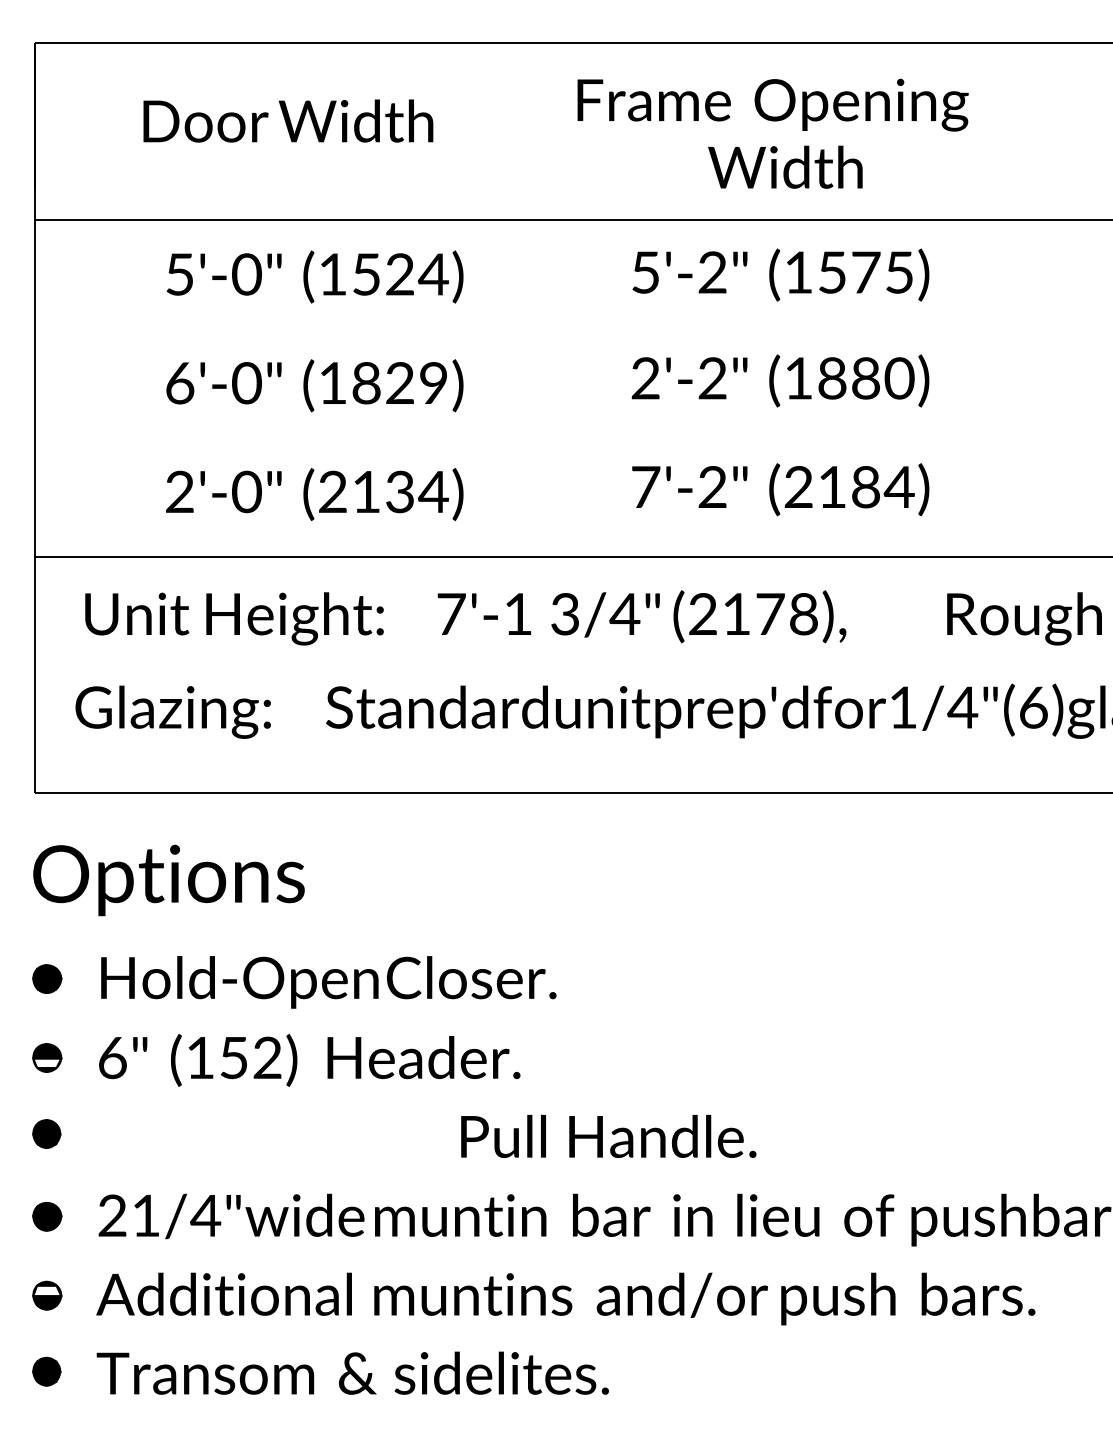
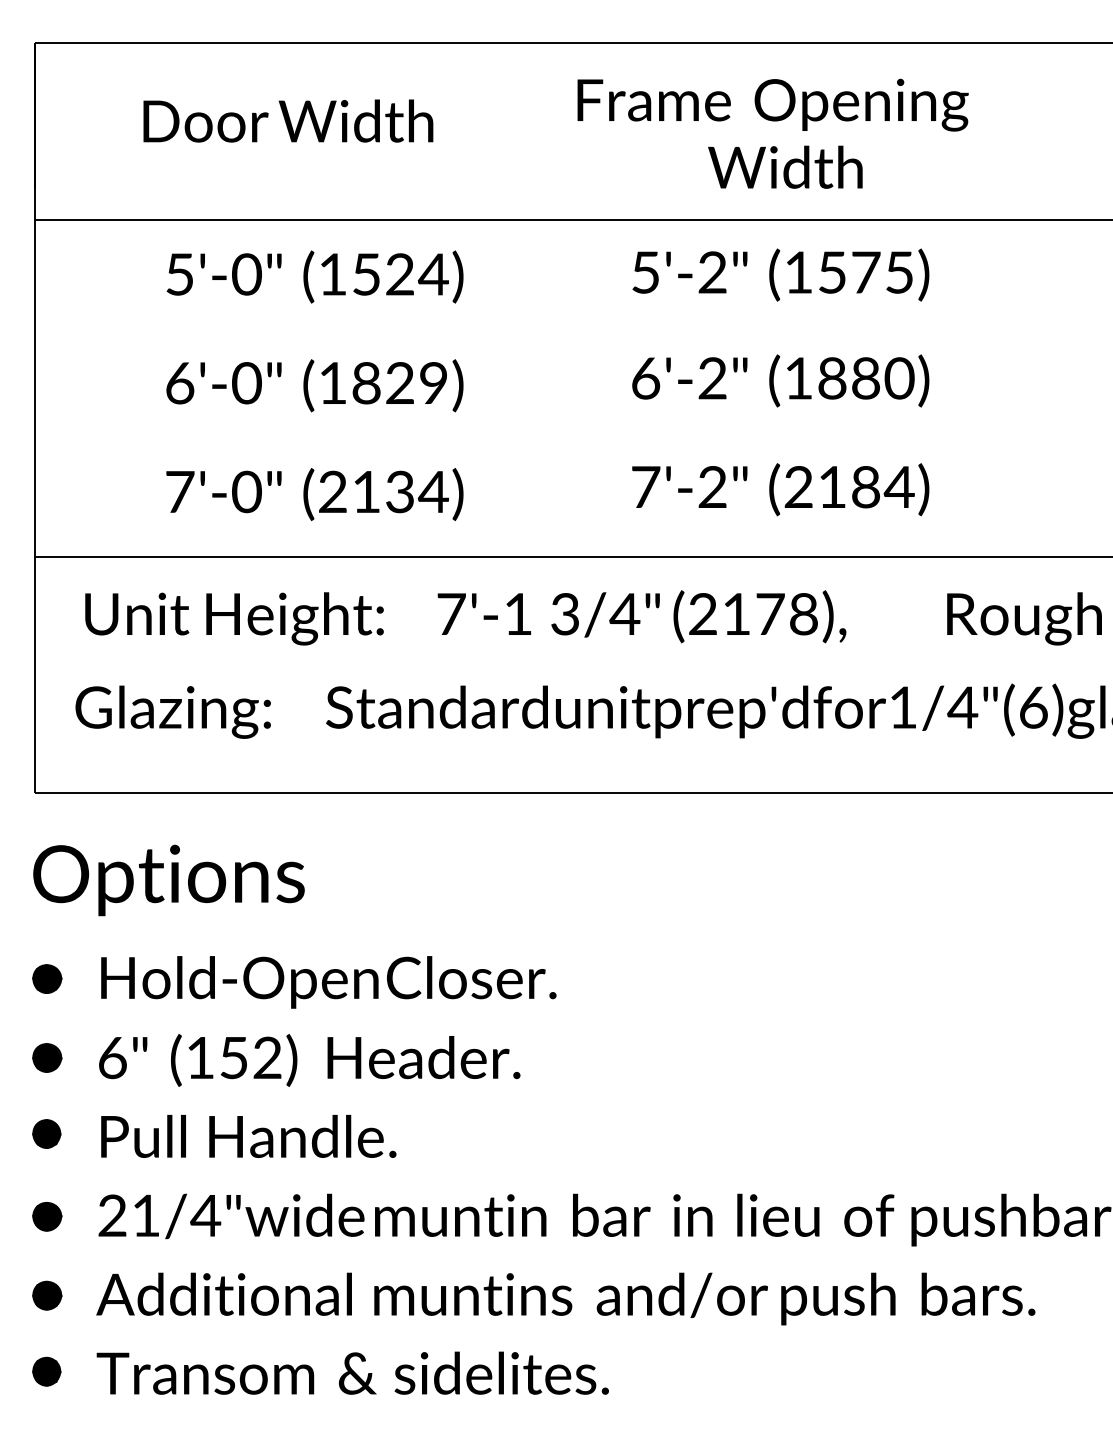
text: 2'-2" -> 6'-2" (645, 378)
text: 2'-0" -> 7'-0" (180, 491)
fill: none -> present (47, 1063)
text position: (608, 1136) -> (248, 1136) (248, 1136)
fill: none -> present (47, 1290)
